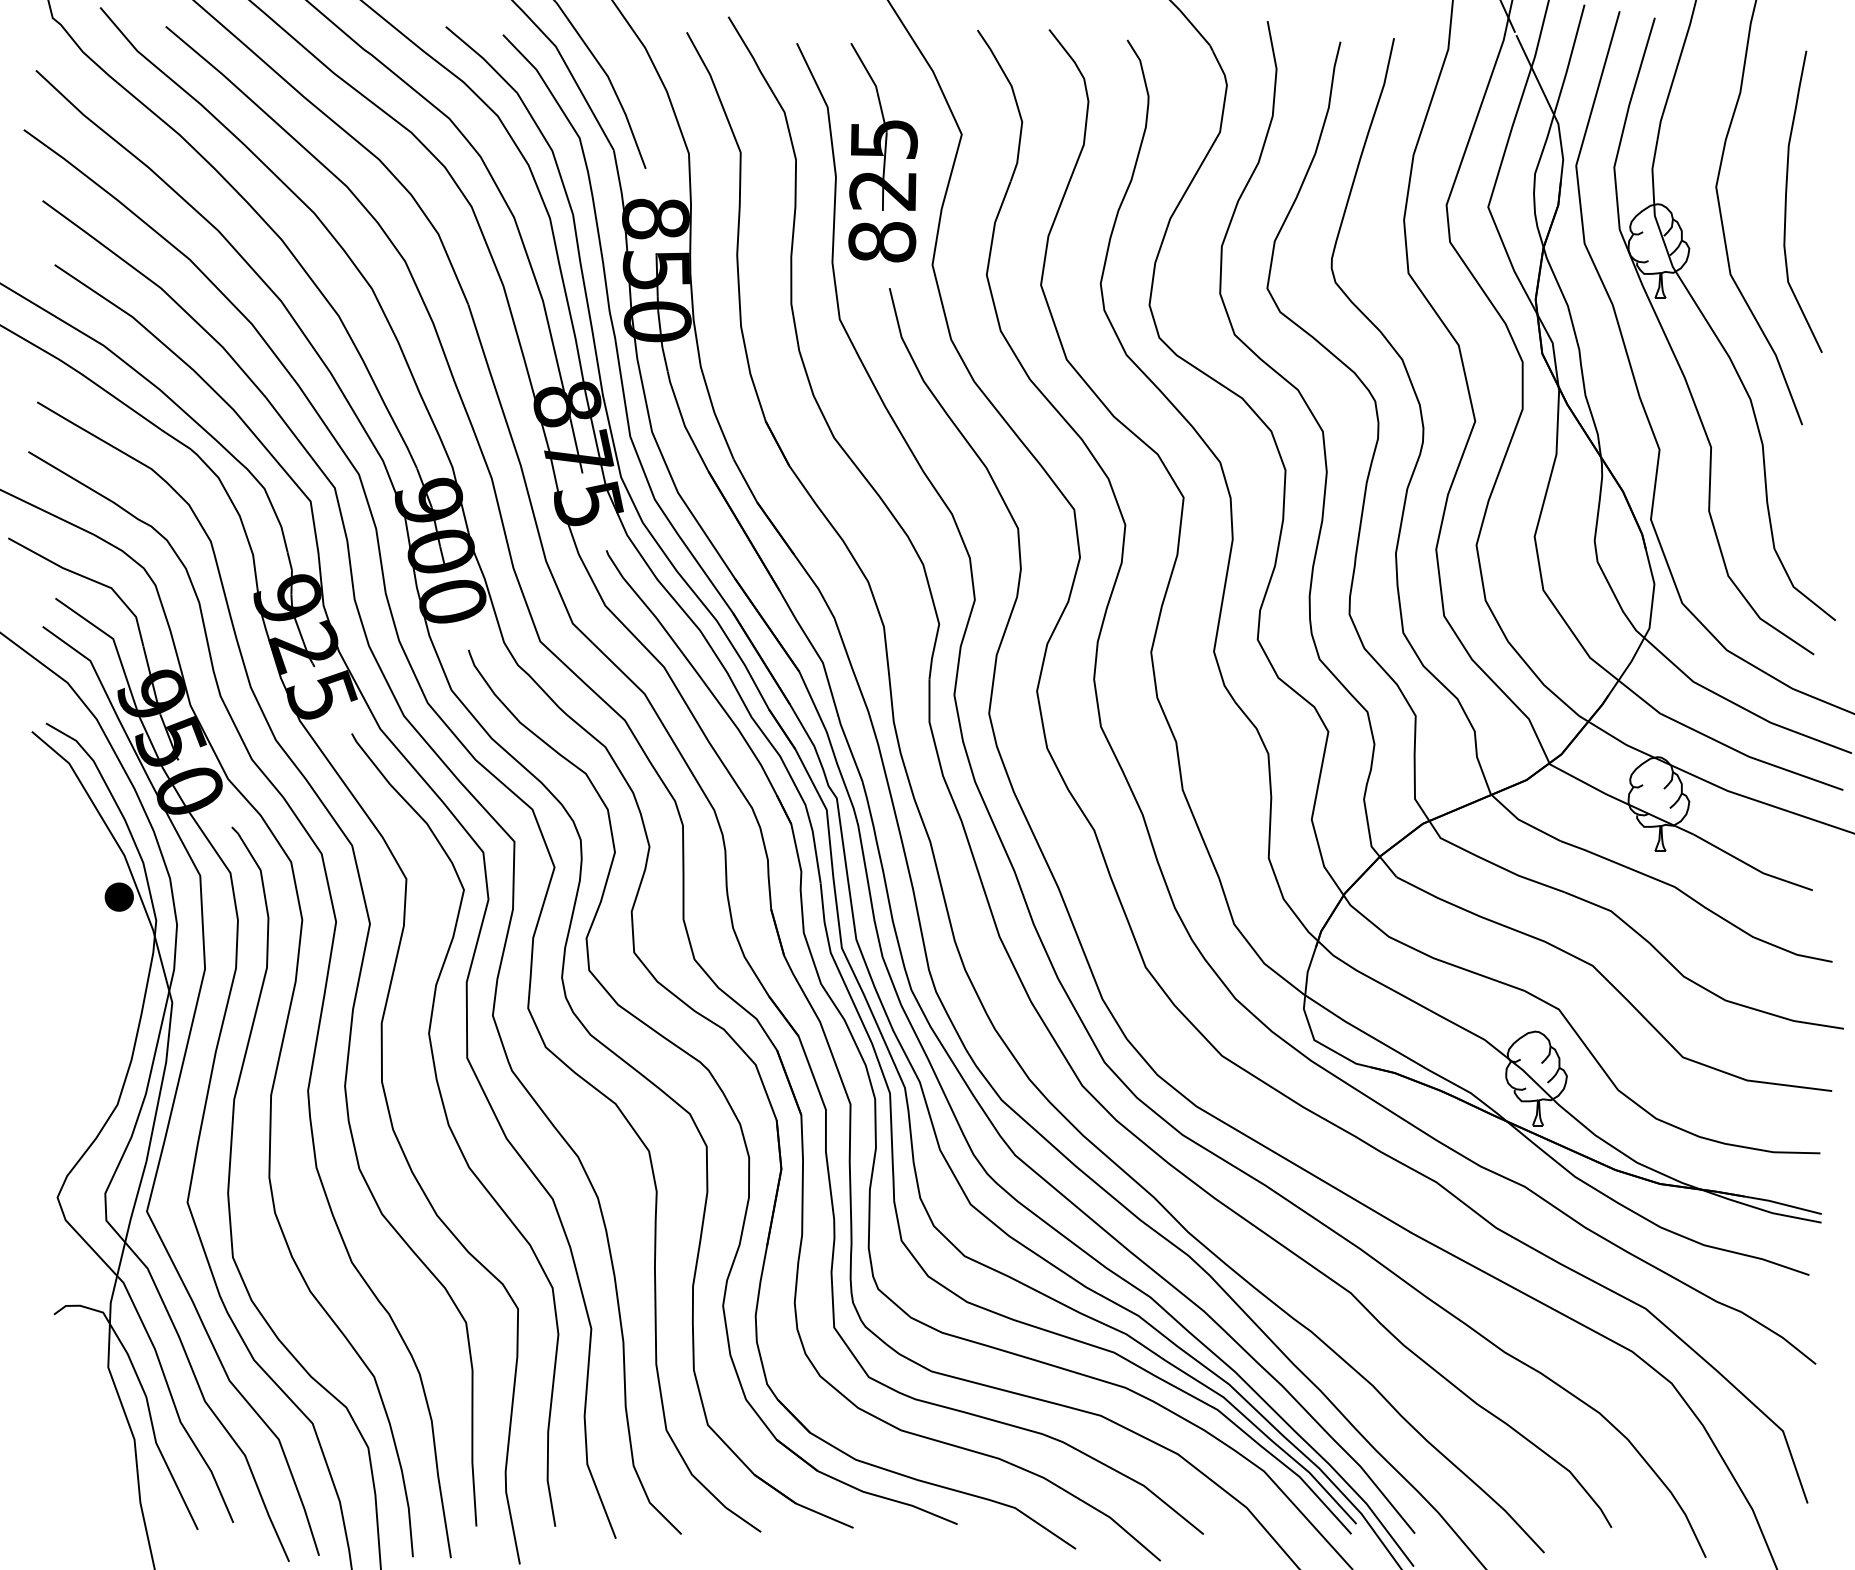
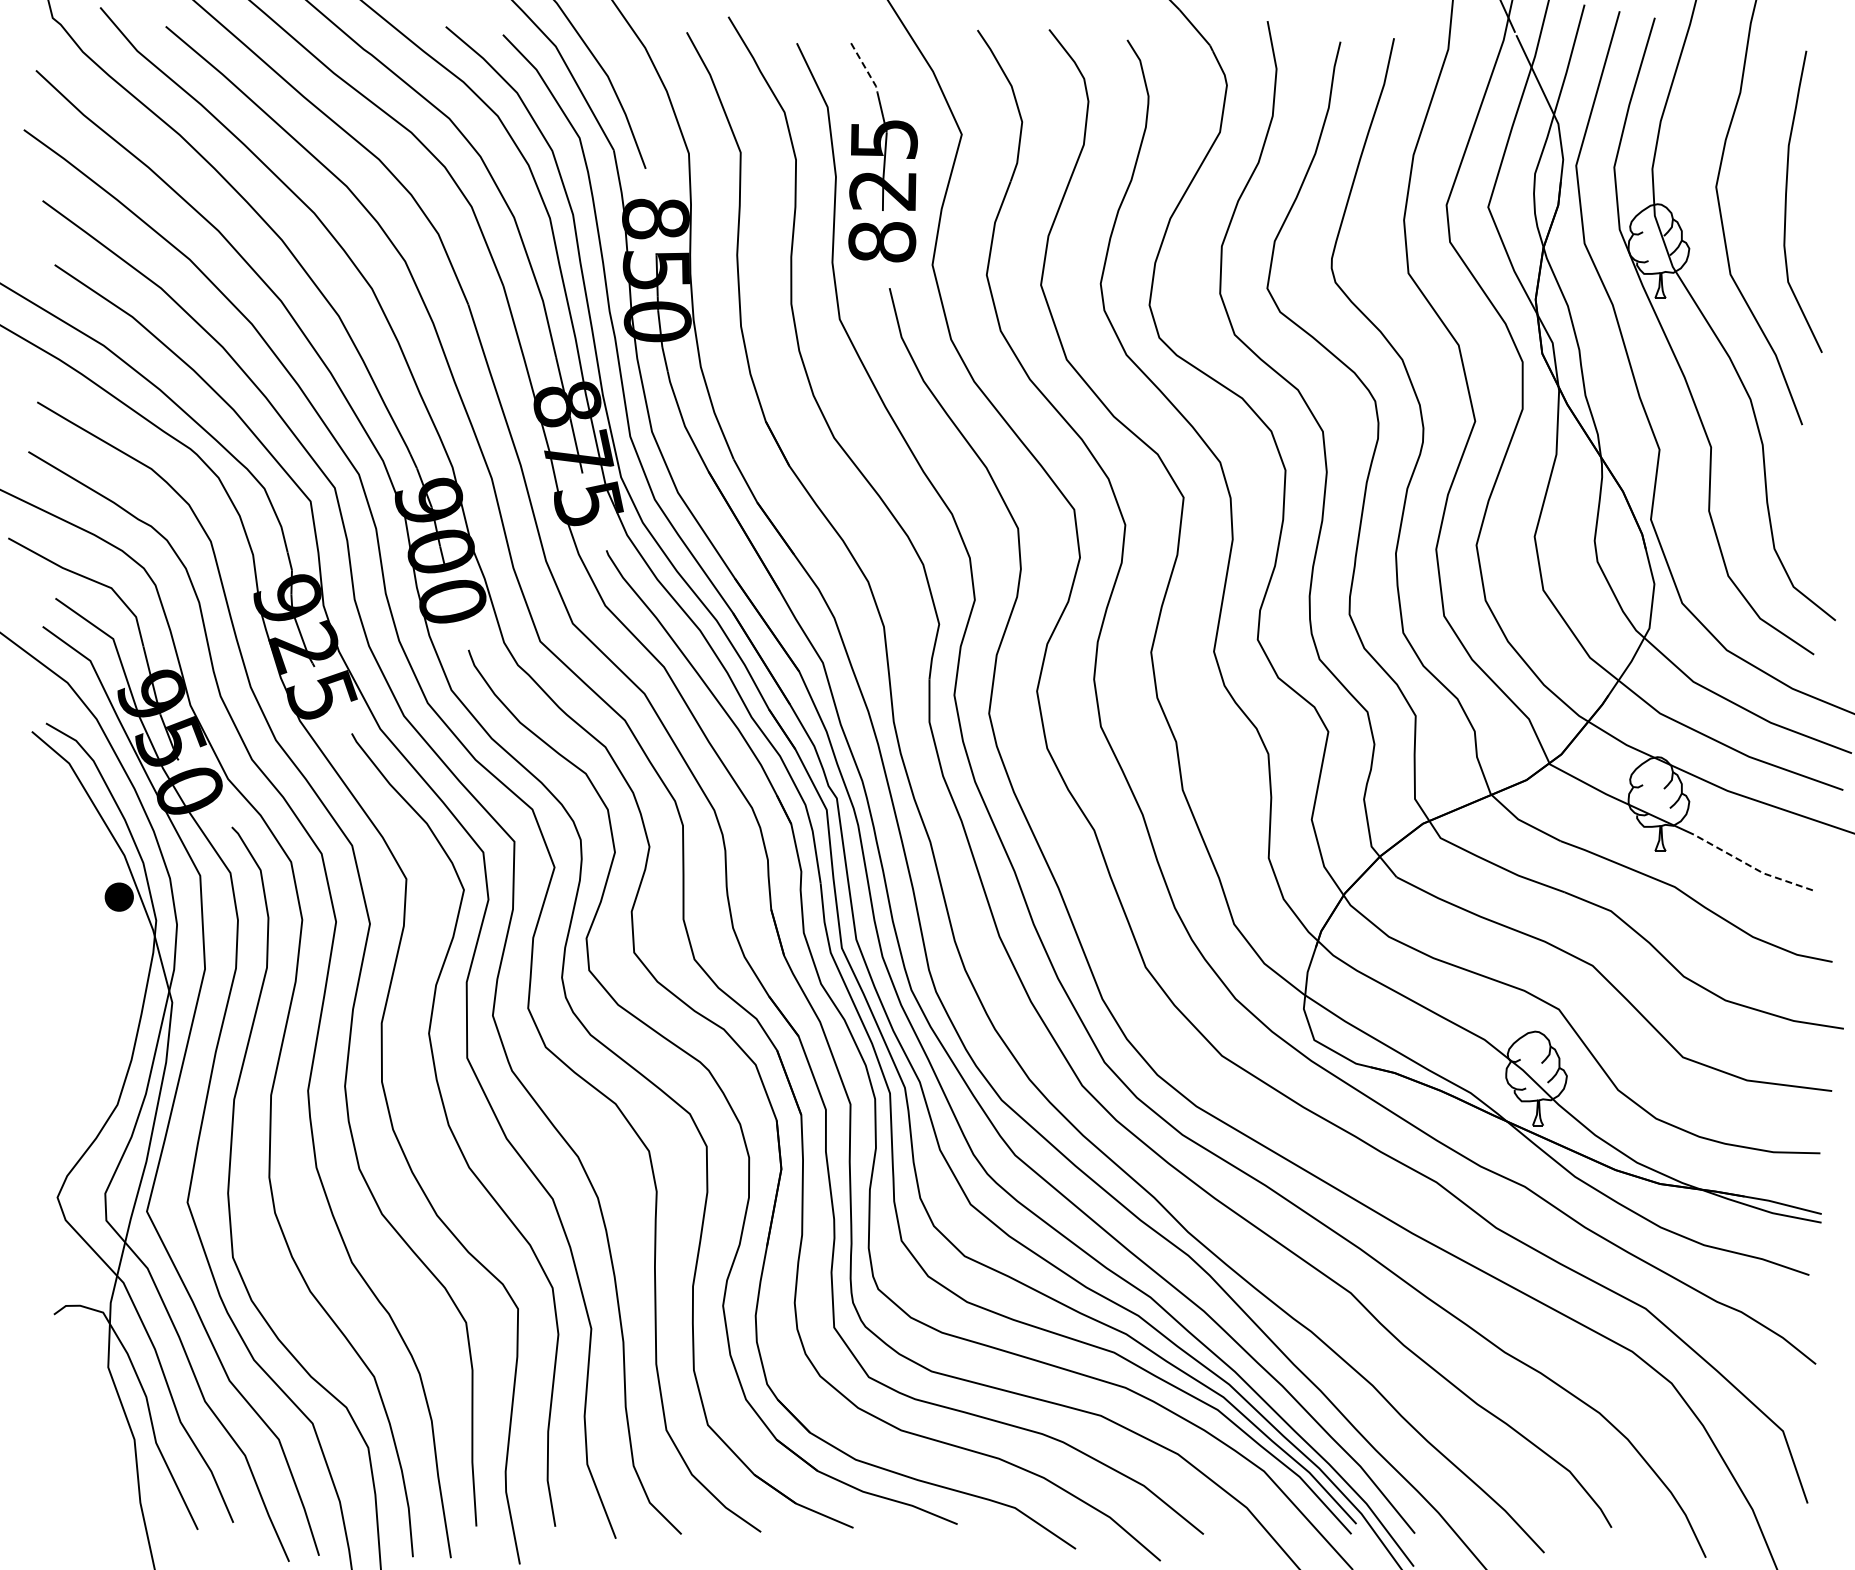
line: solid -> dashed (865, 68)
line: solid -> dashed (1752, 867)
